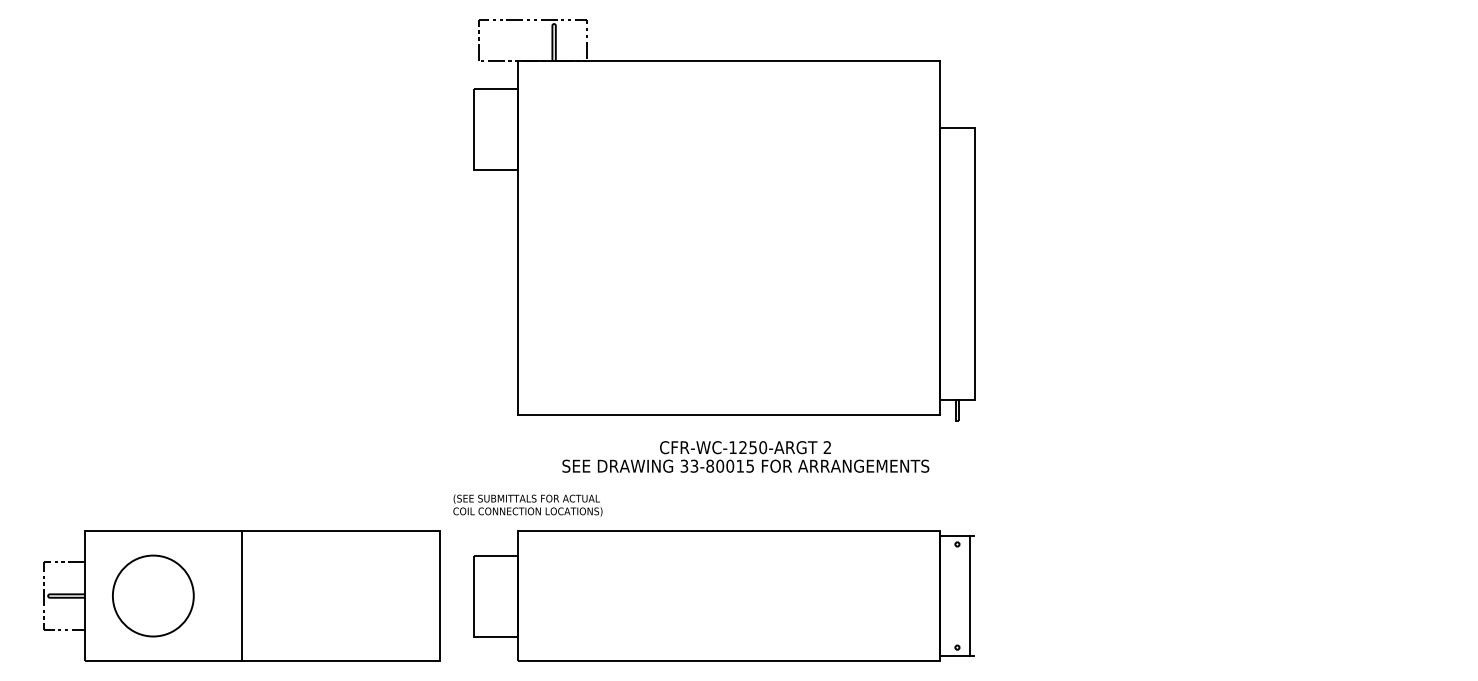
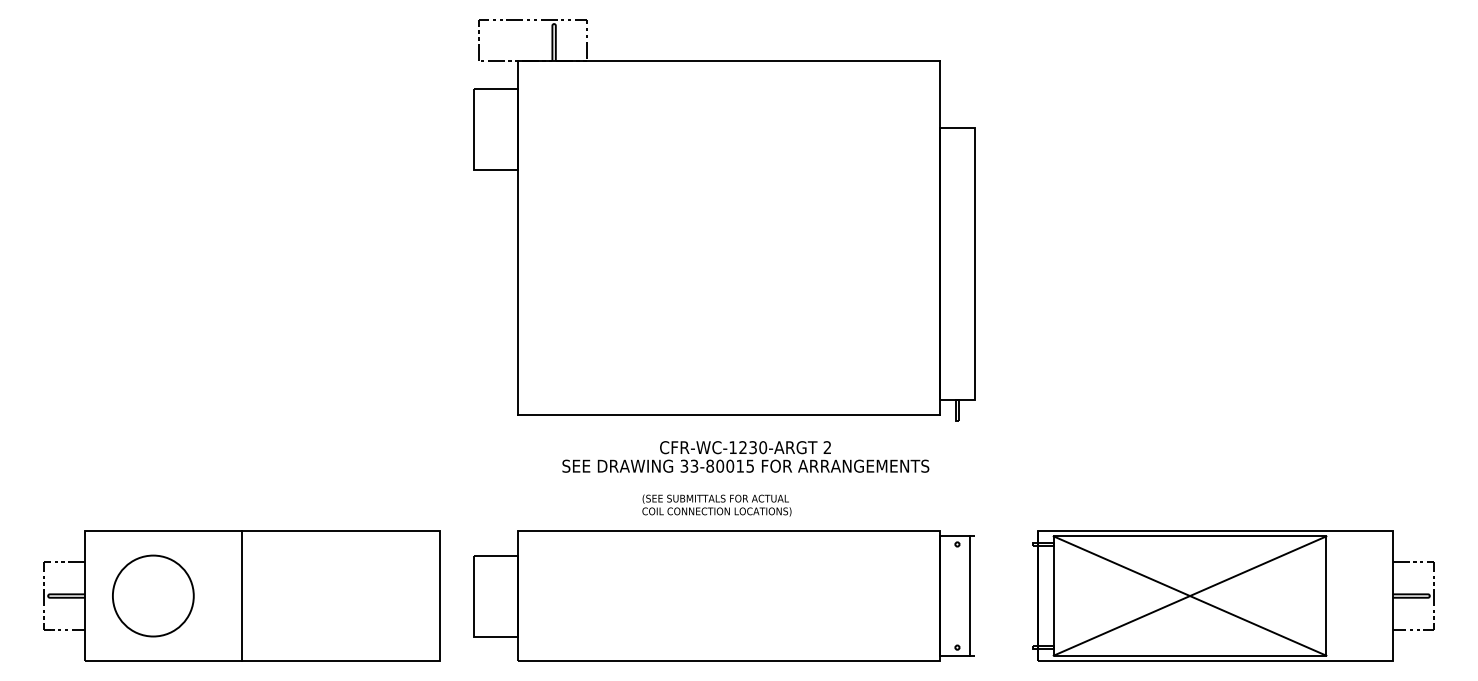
text: CFR-WC-1250-ARGT -> CFR-WC-1230-ARGT (752, 447)
text position: (527, 505) -> (716, 505) (716, 505)
part: none -> present (1233, 595)
